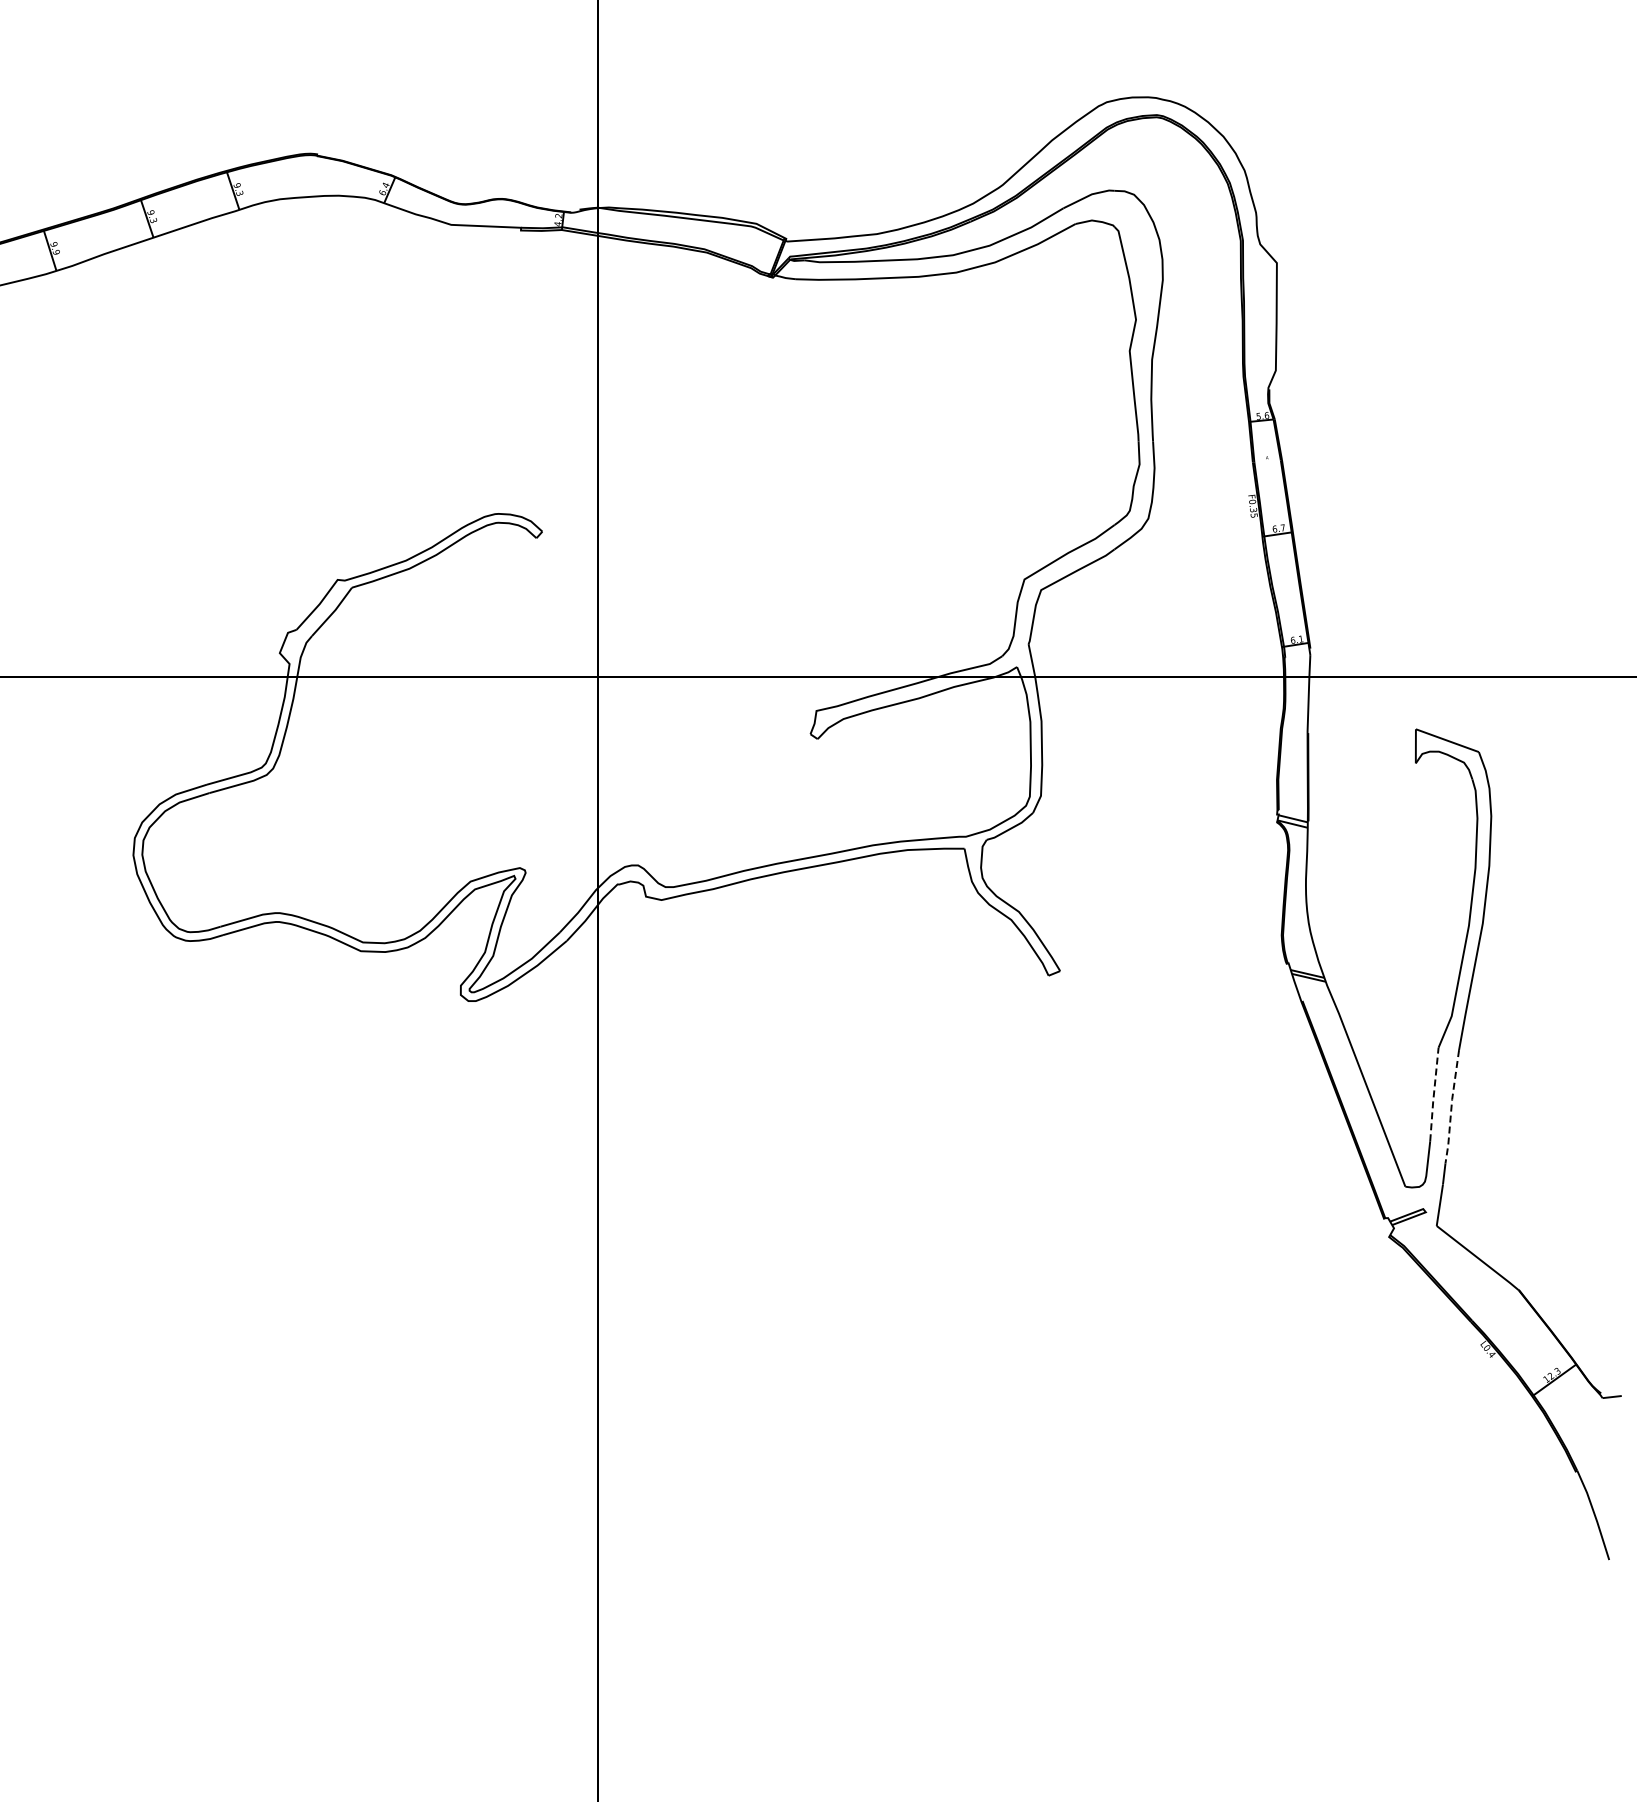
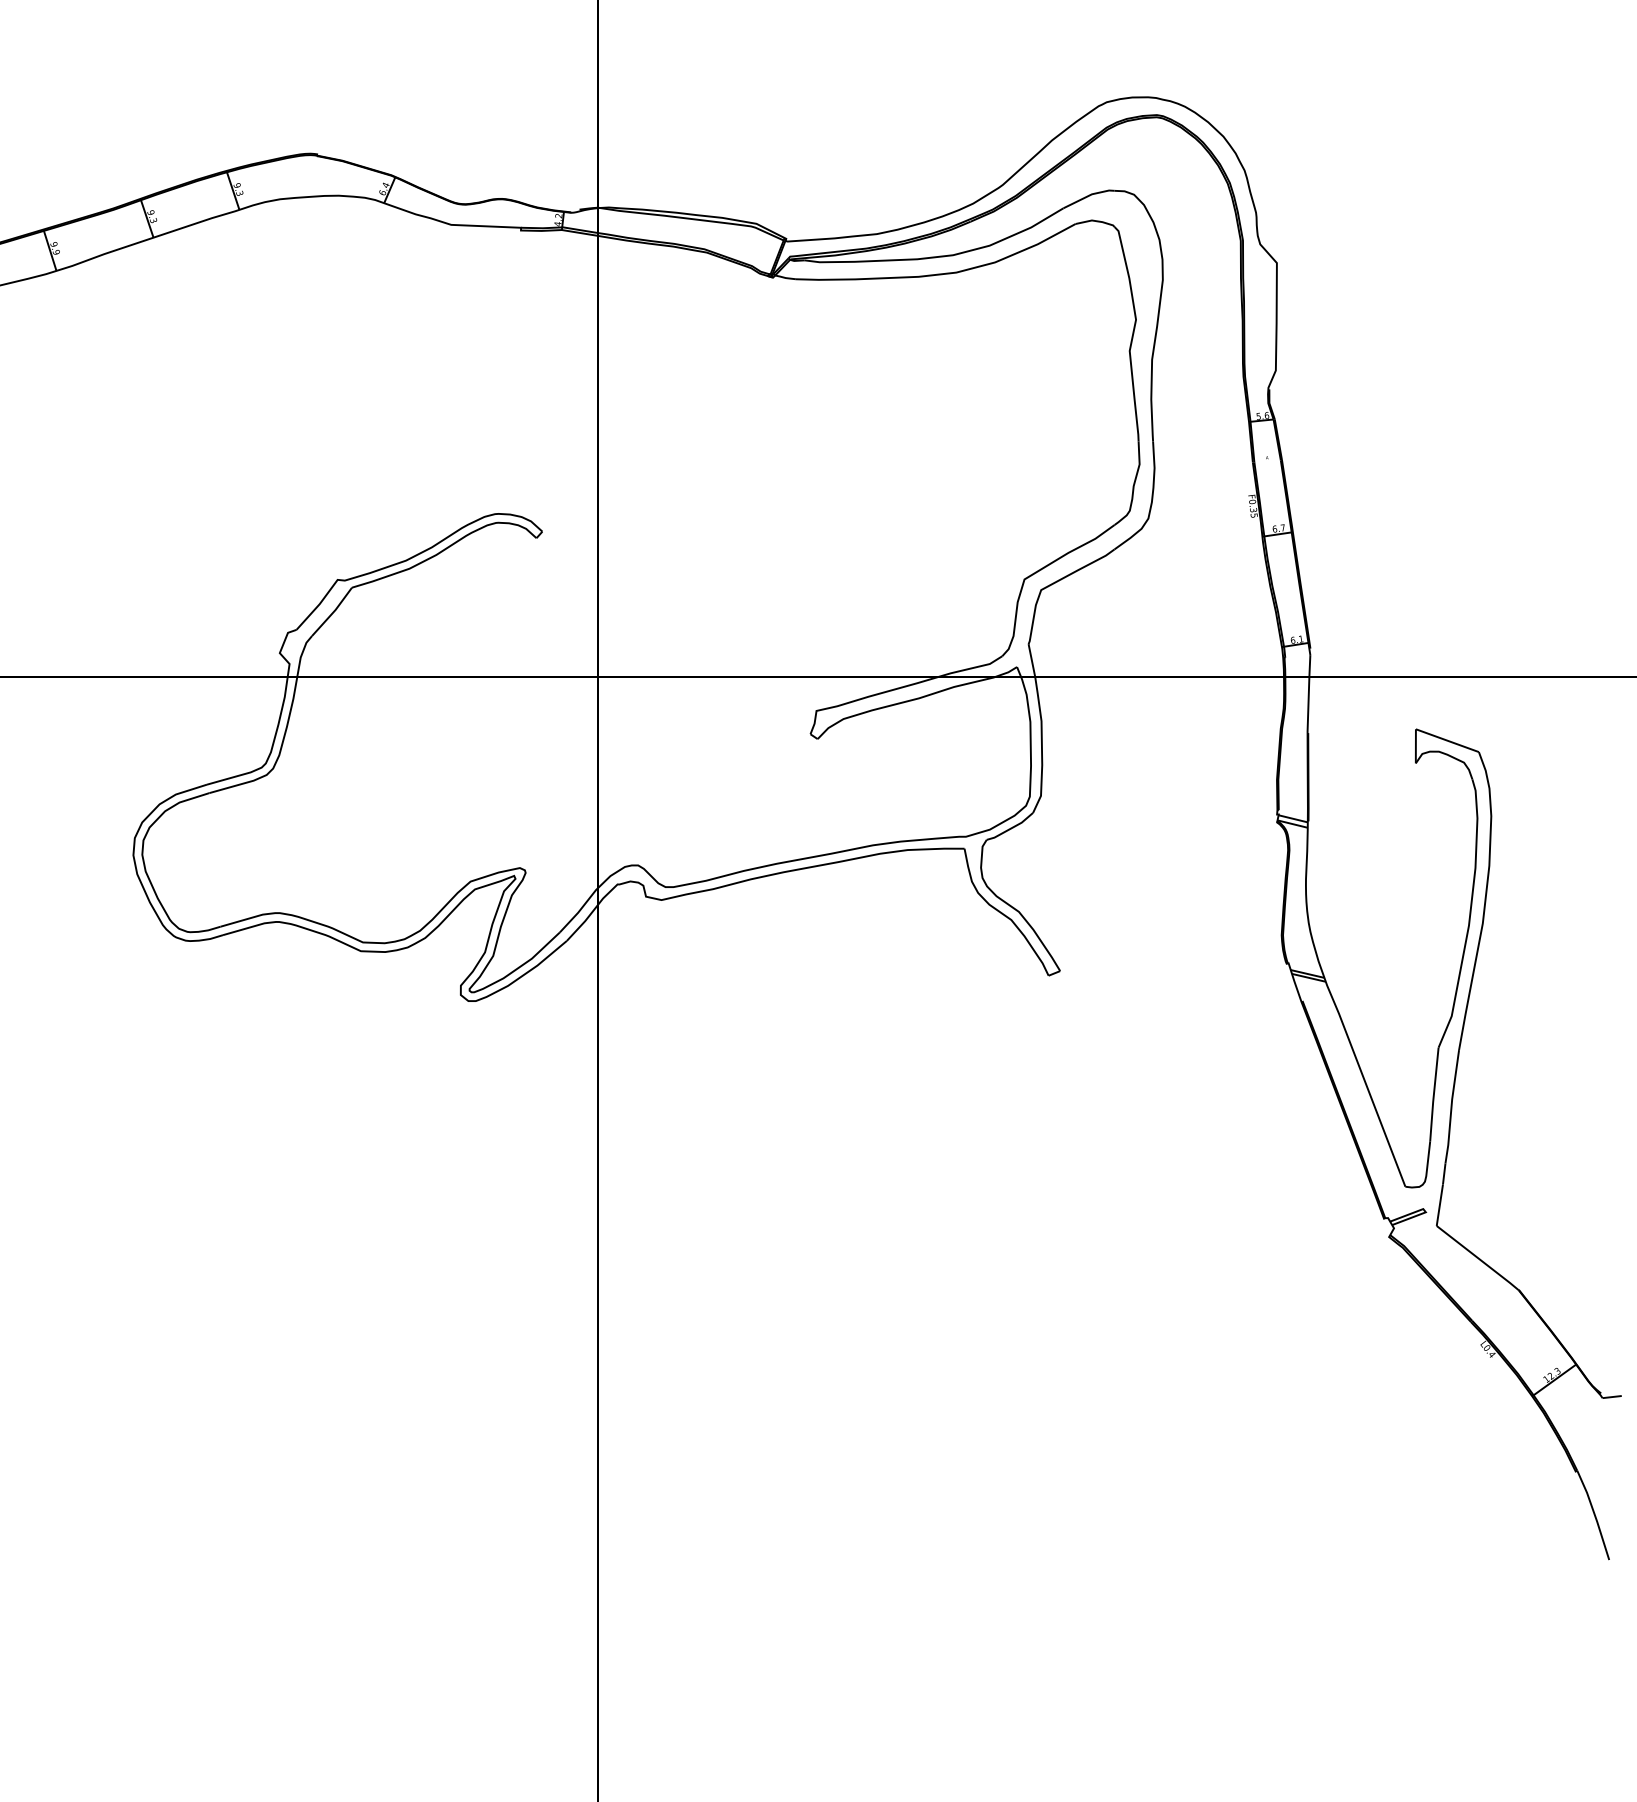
line: dashed -> solid (1433, 1095)
line: dashed -> solid (1451, 1107)
